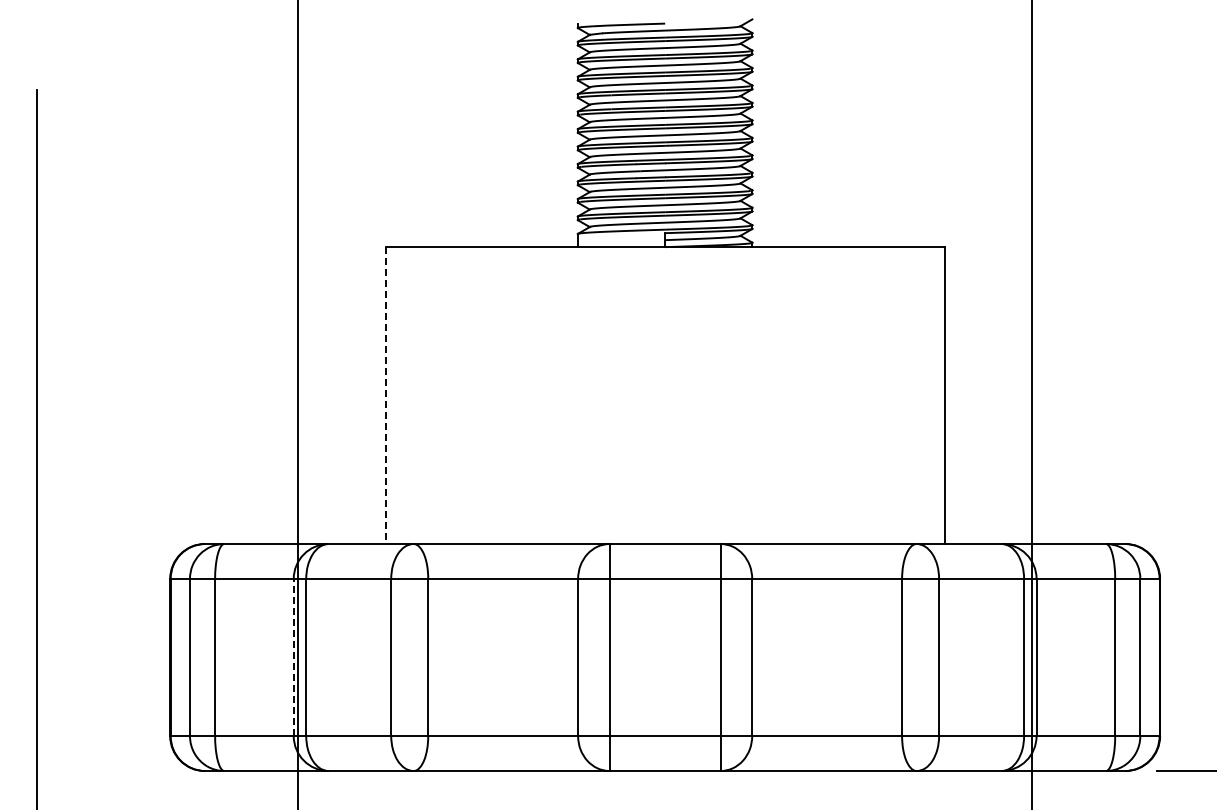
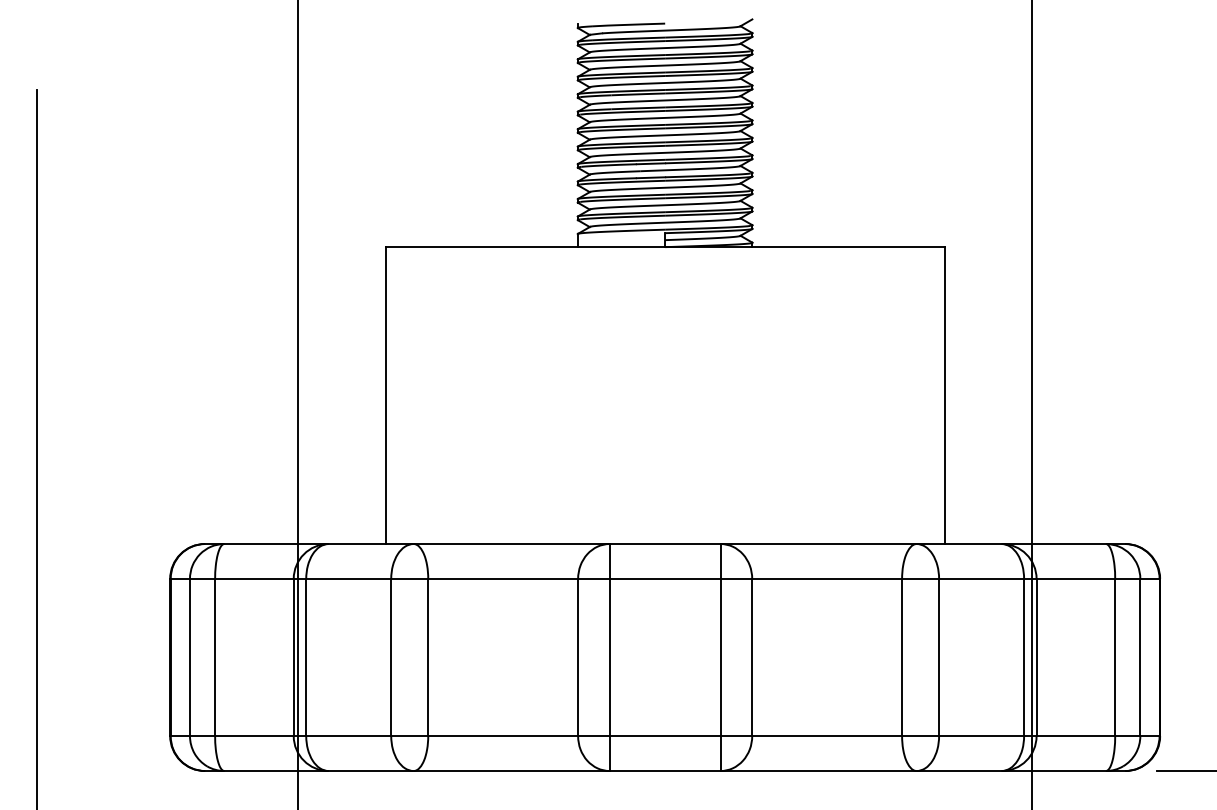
line: dashed -> solid (385, 396)
line: dashed -> solid (293, 657)
